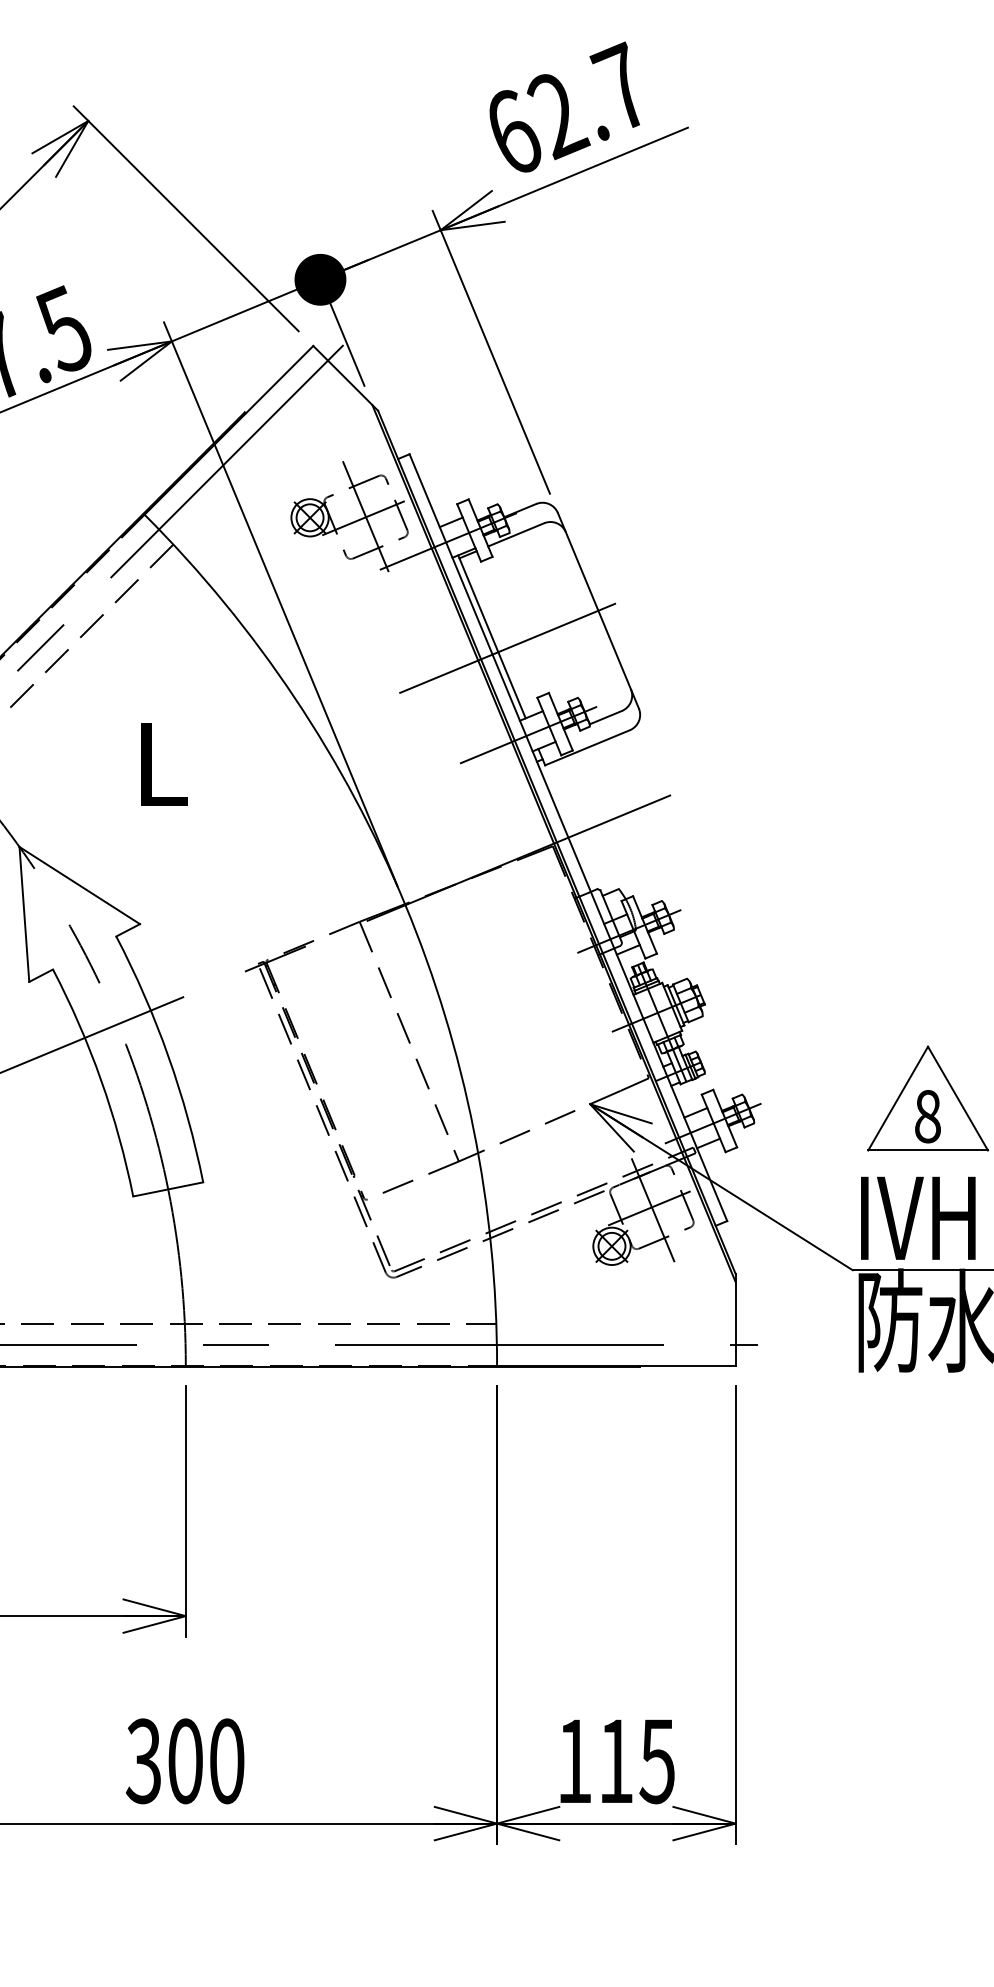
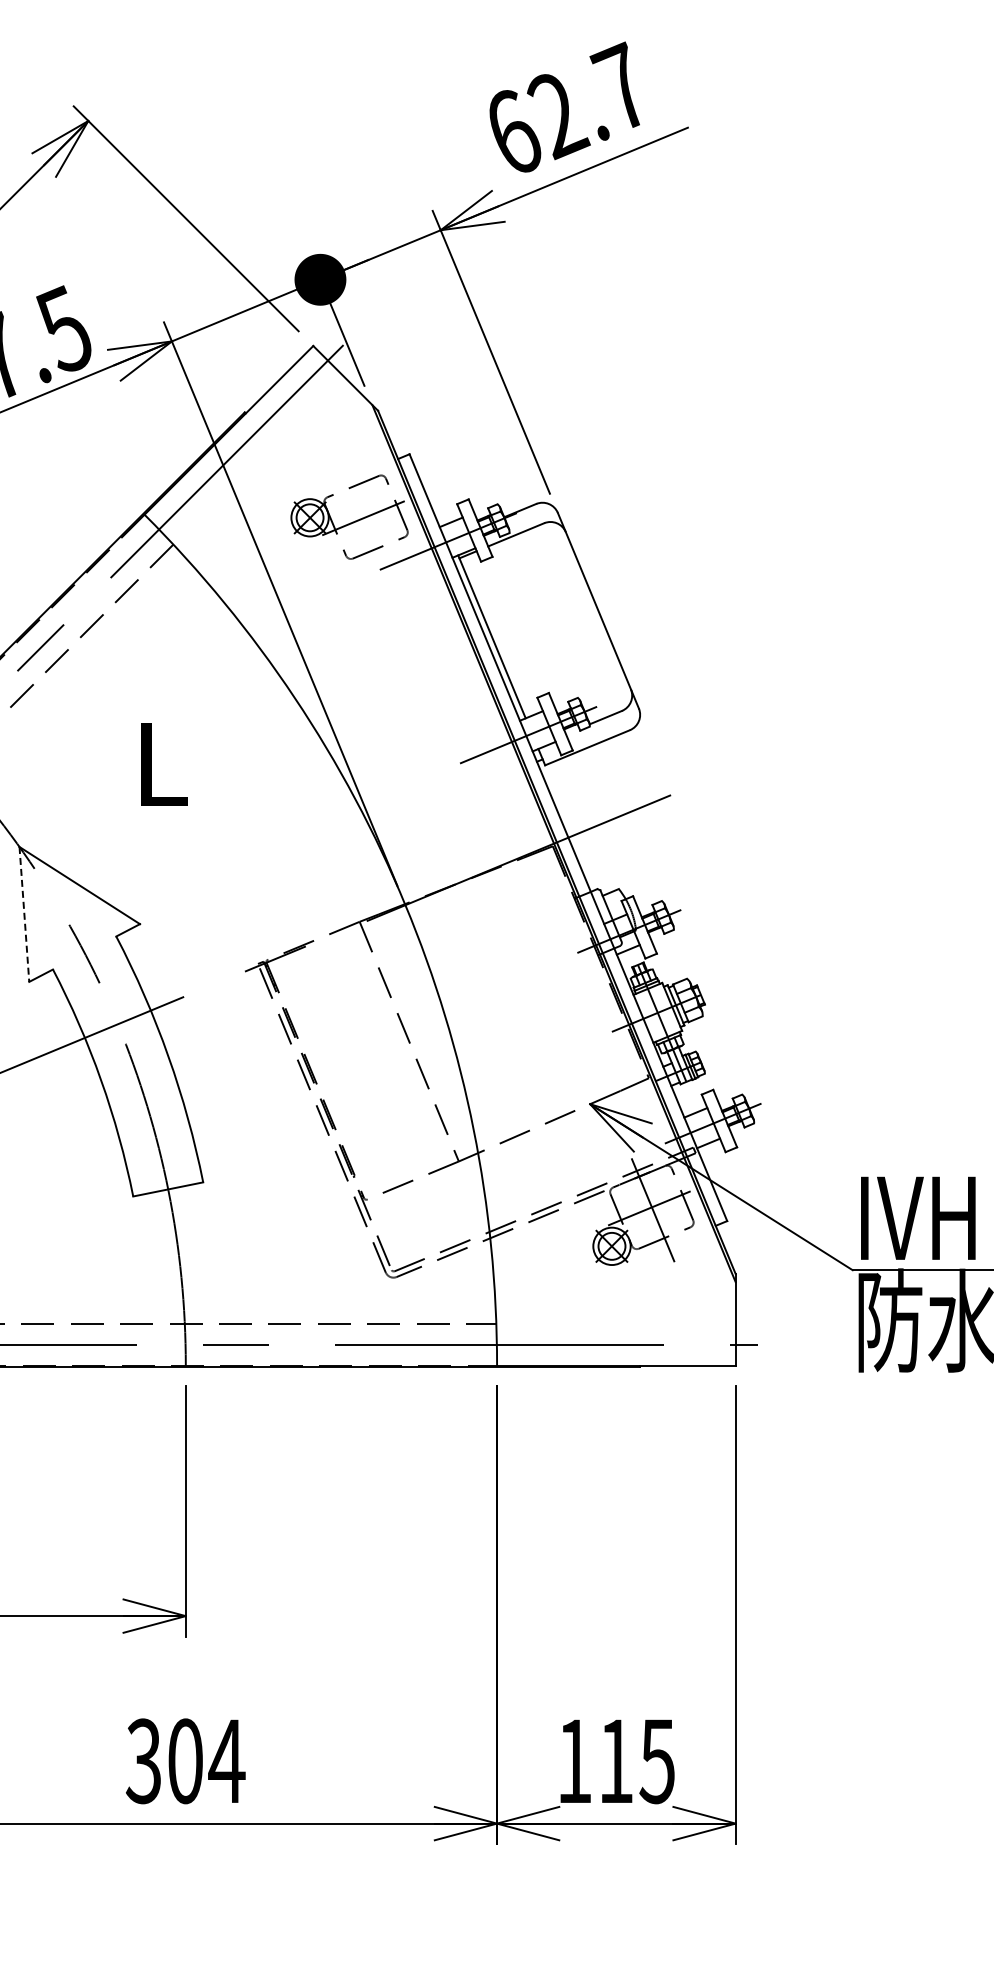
line: present -> none (365, 516)
line: present -> none (507, 648)
line: solid -> dashed (24, 914)
part: present -> none (927, 1098)
text: 300 -> 304 (226, 1761)
